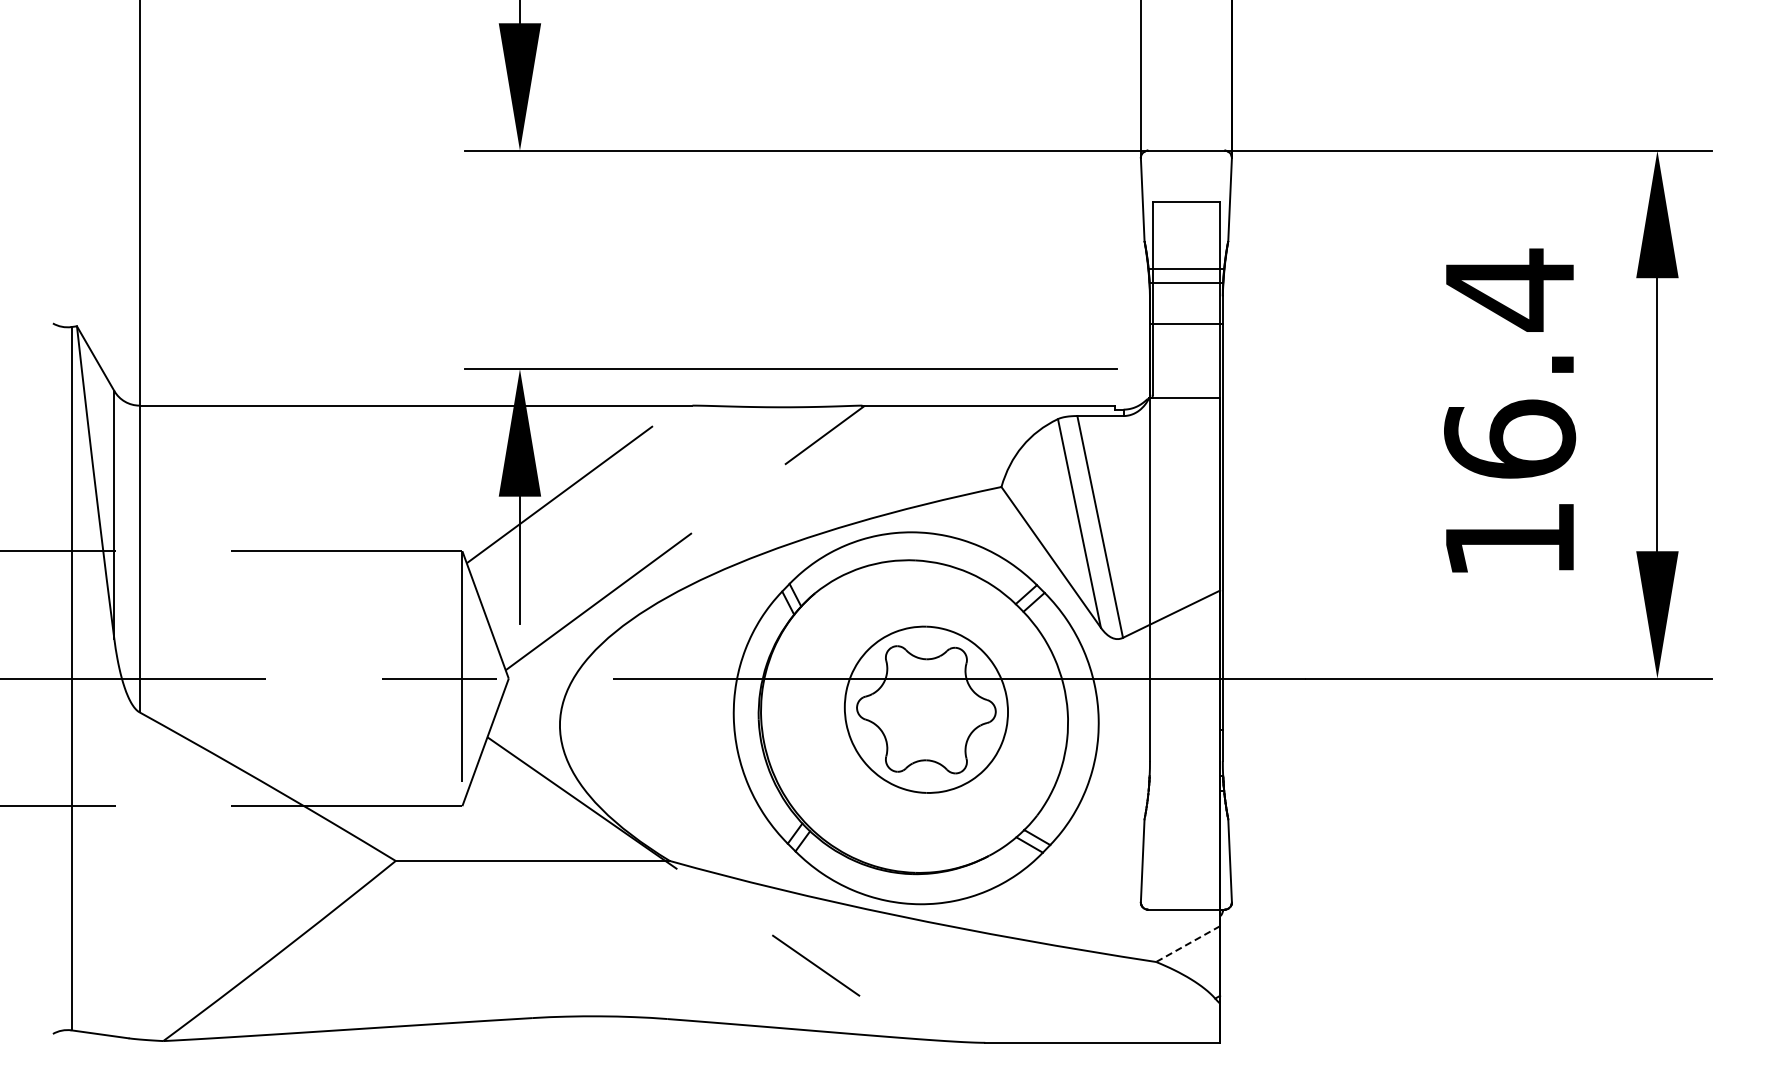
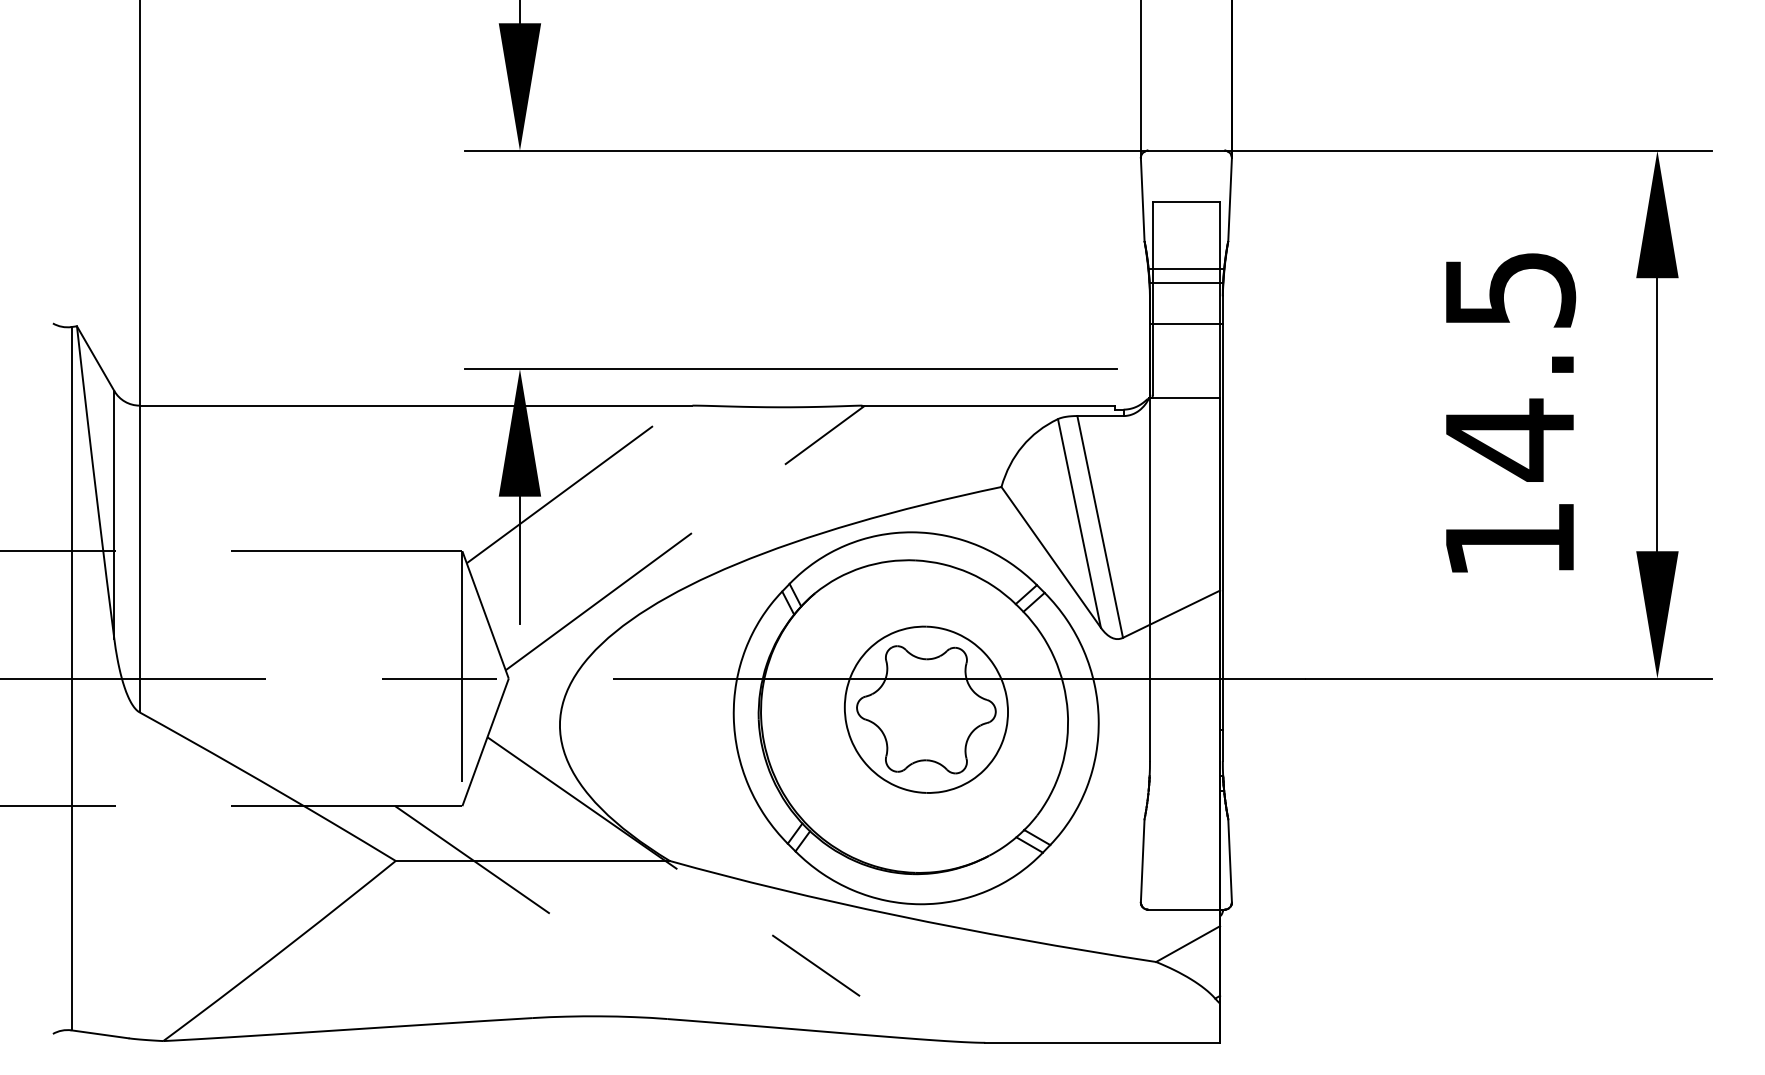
text: 16.4 -> 14.5 (1510, 364)
line: none -> present (472, 859)
line: dashed -> solid (1188, 944)
